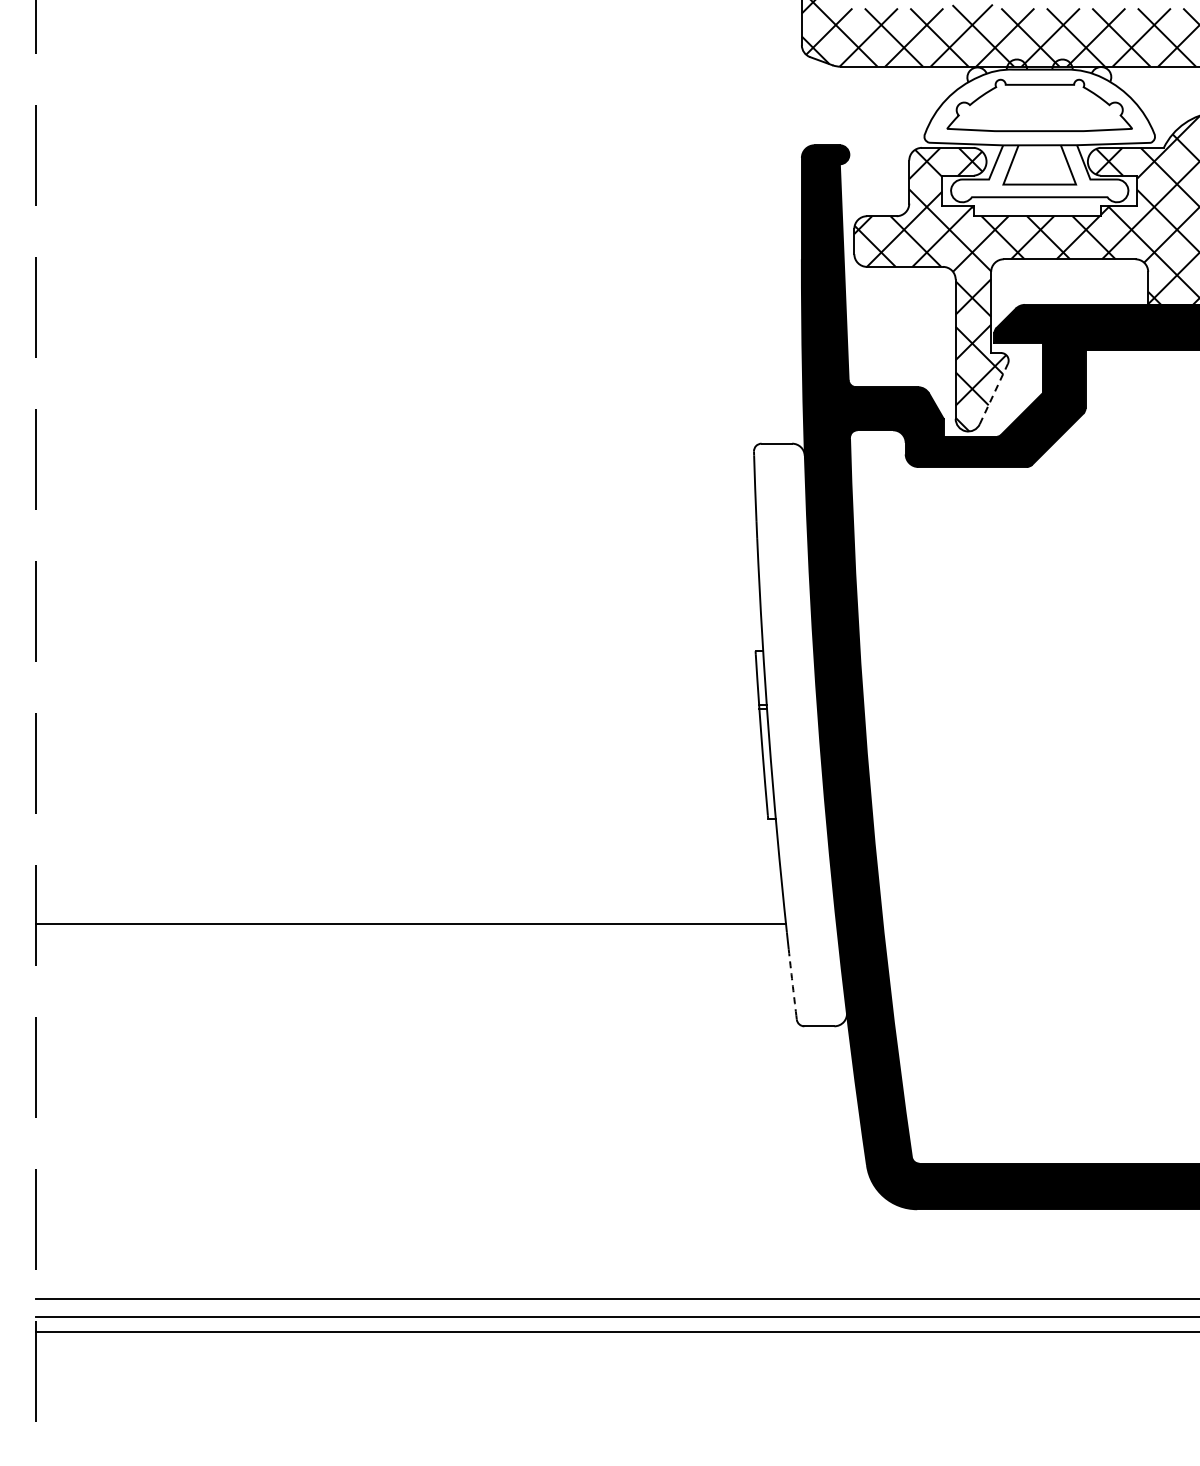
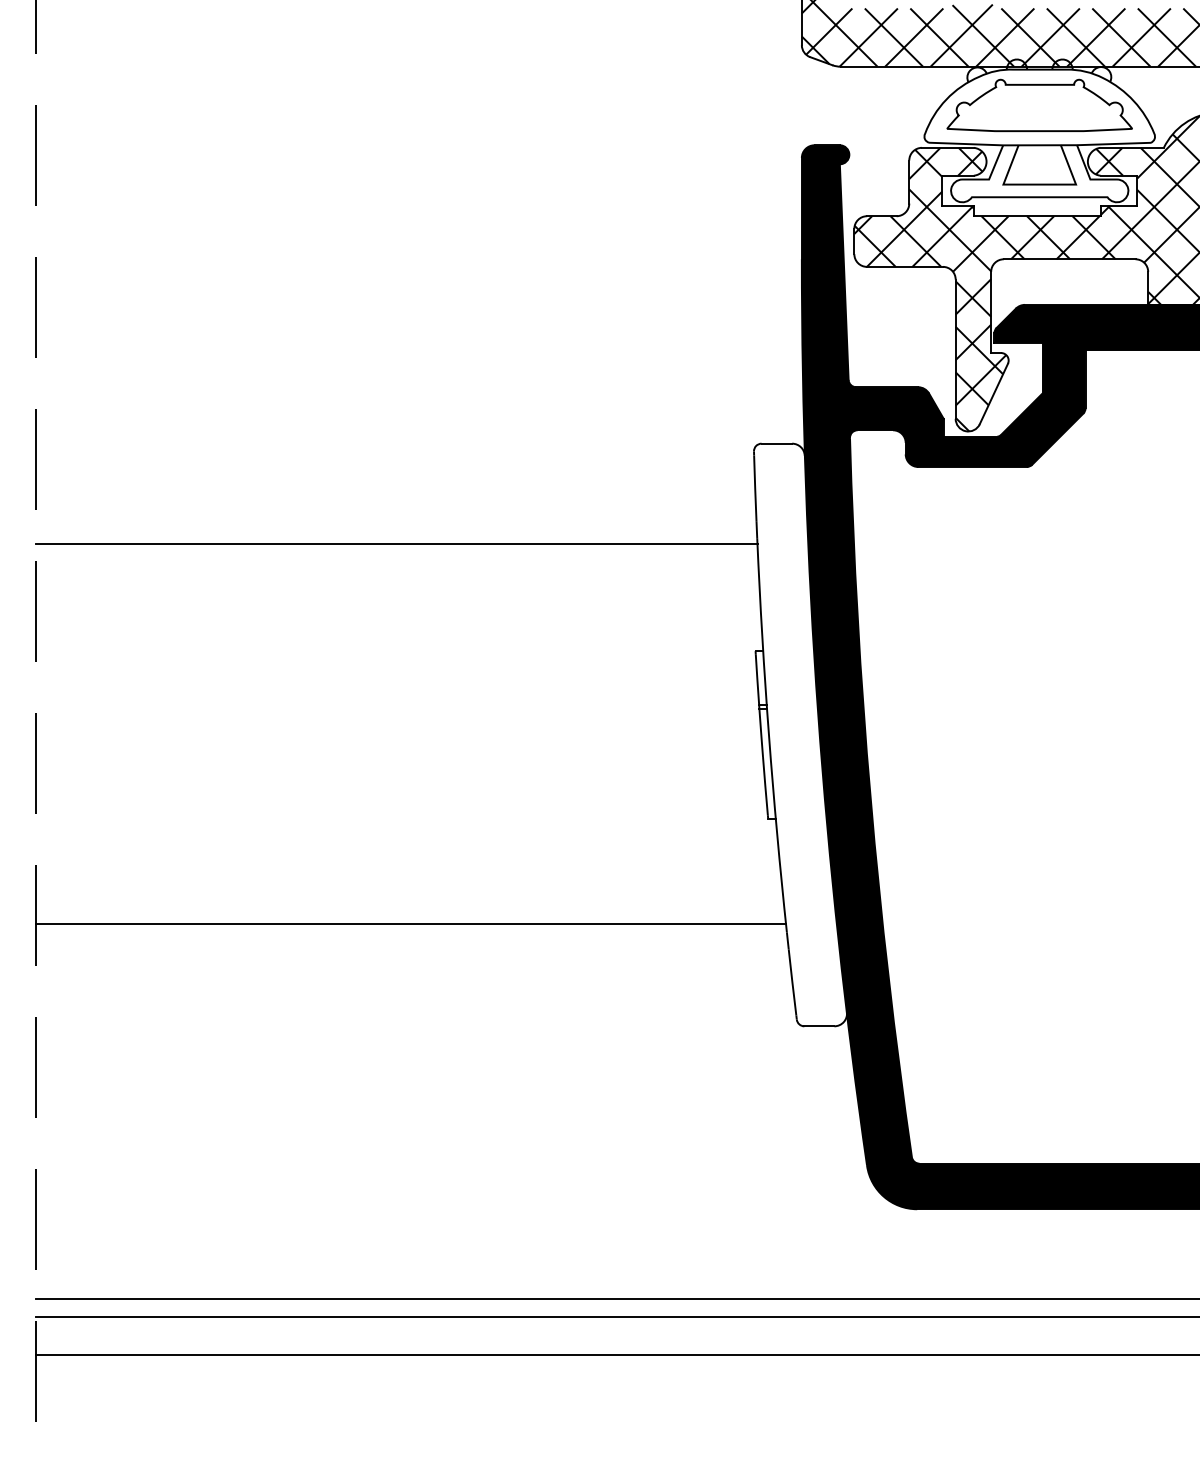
line: dashed -> solid (994, 393)
line: none -> present (396, 544)
arc: dashed -> solid (792, 982)
line position: (616, 1331) -> (616, 1354) (616, 1354)
